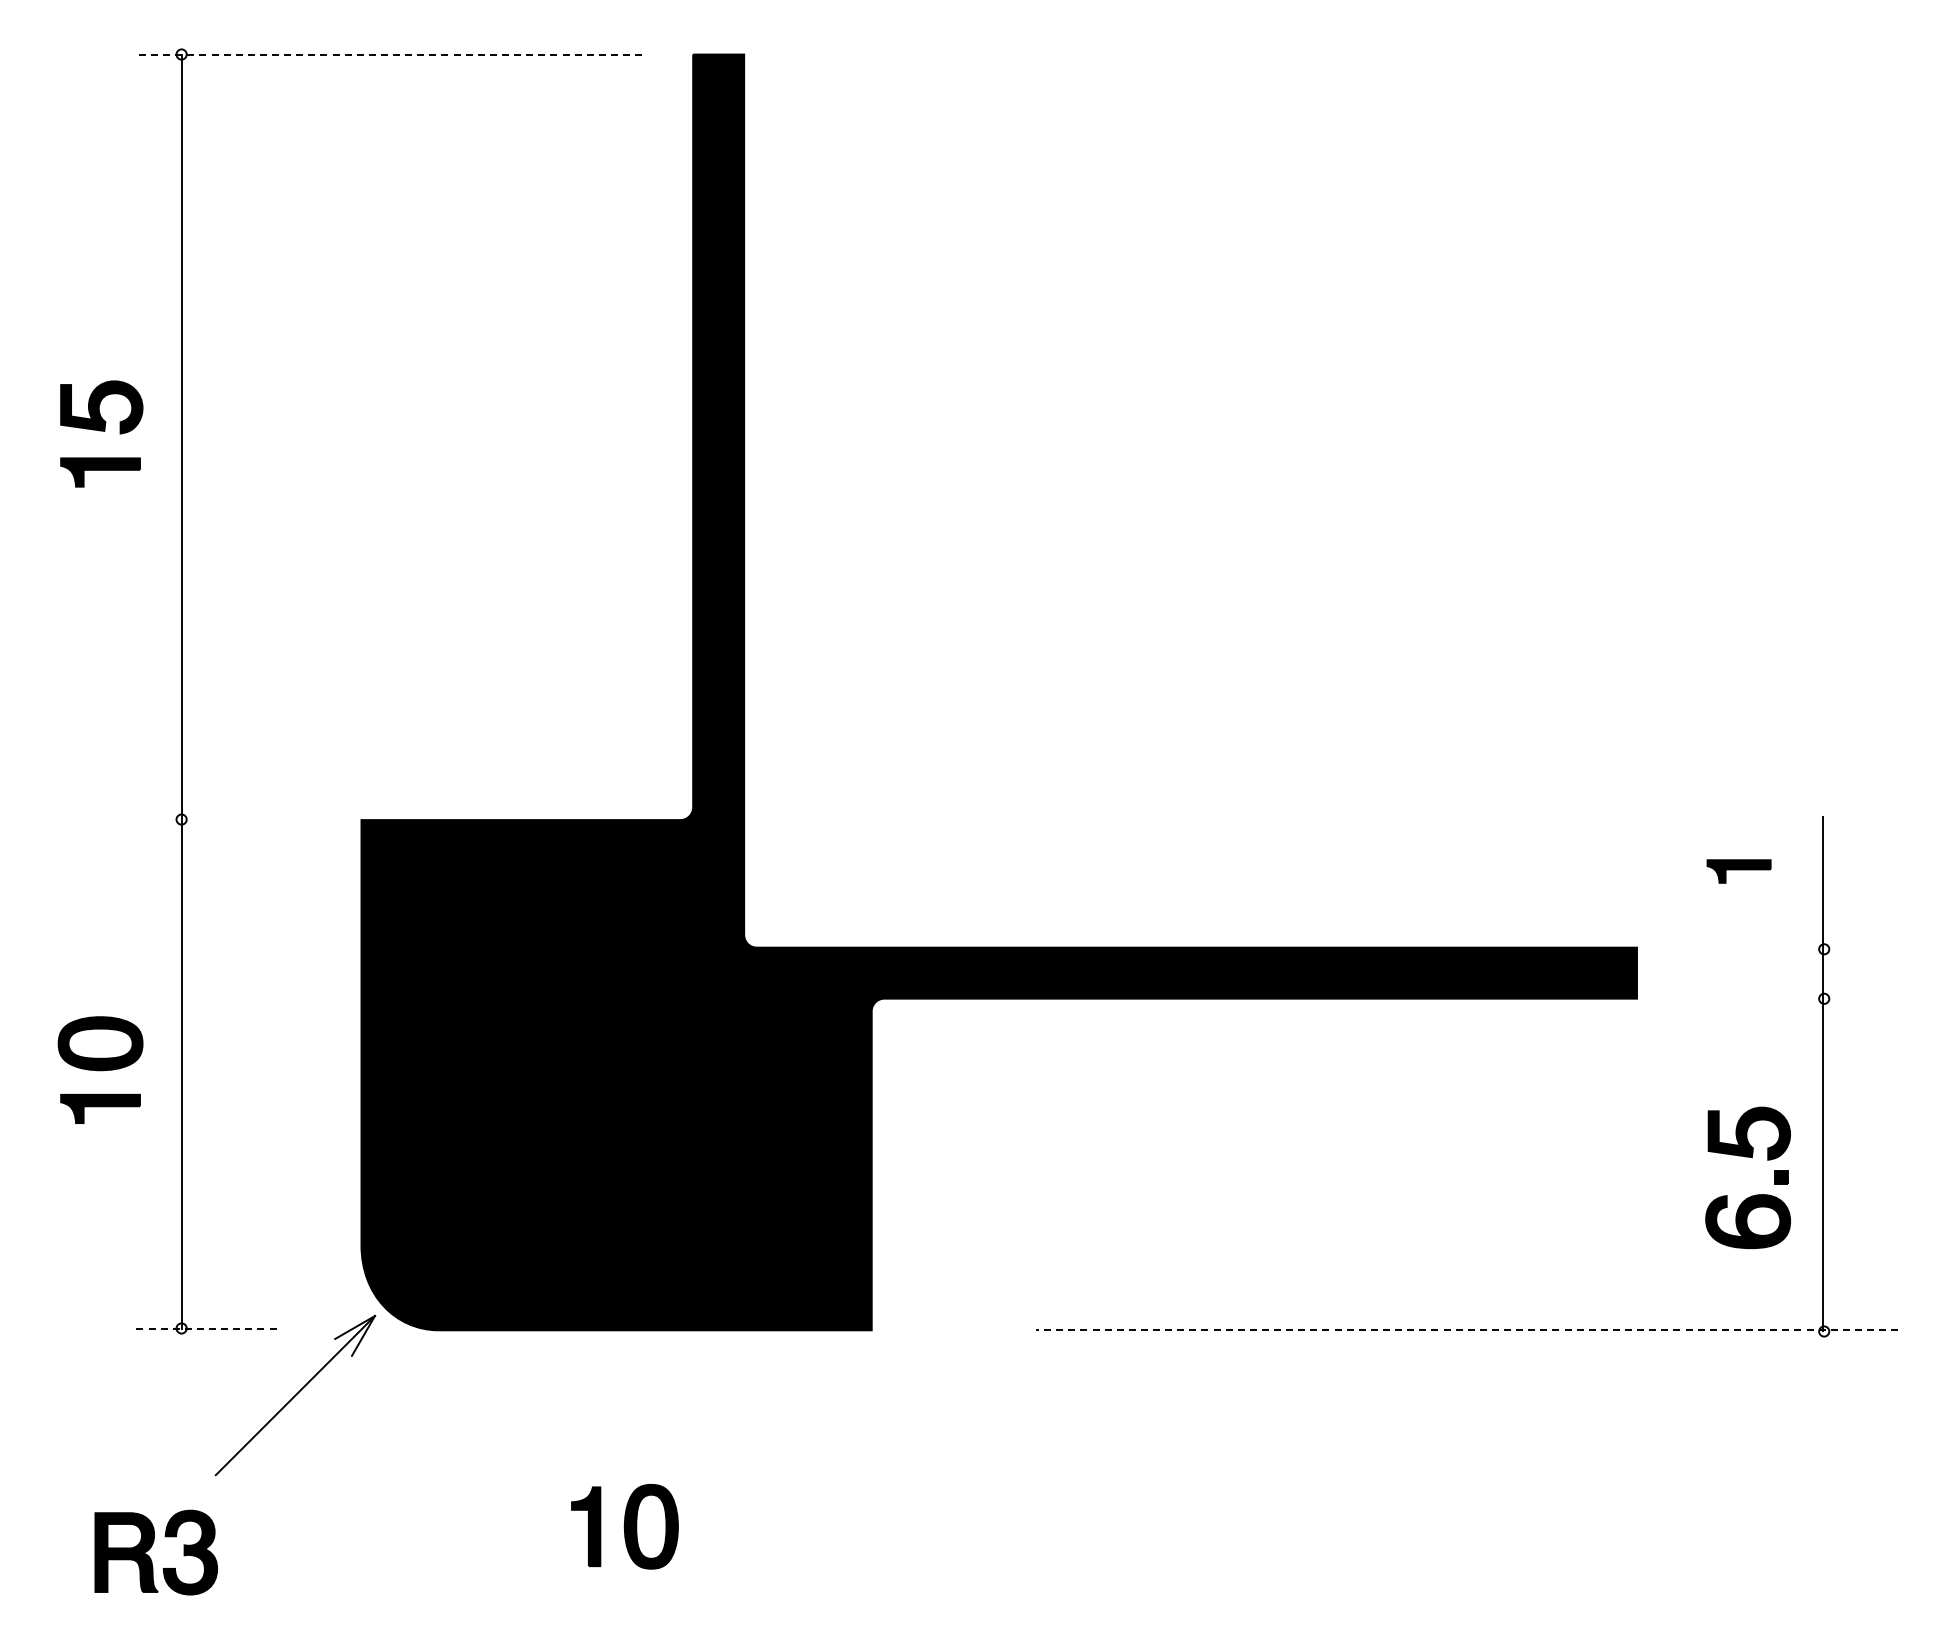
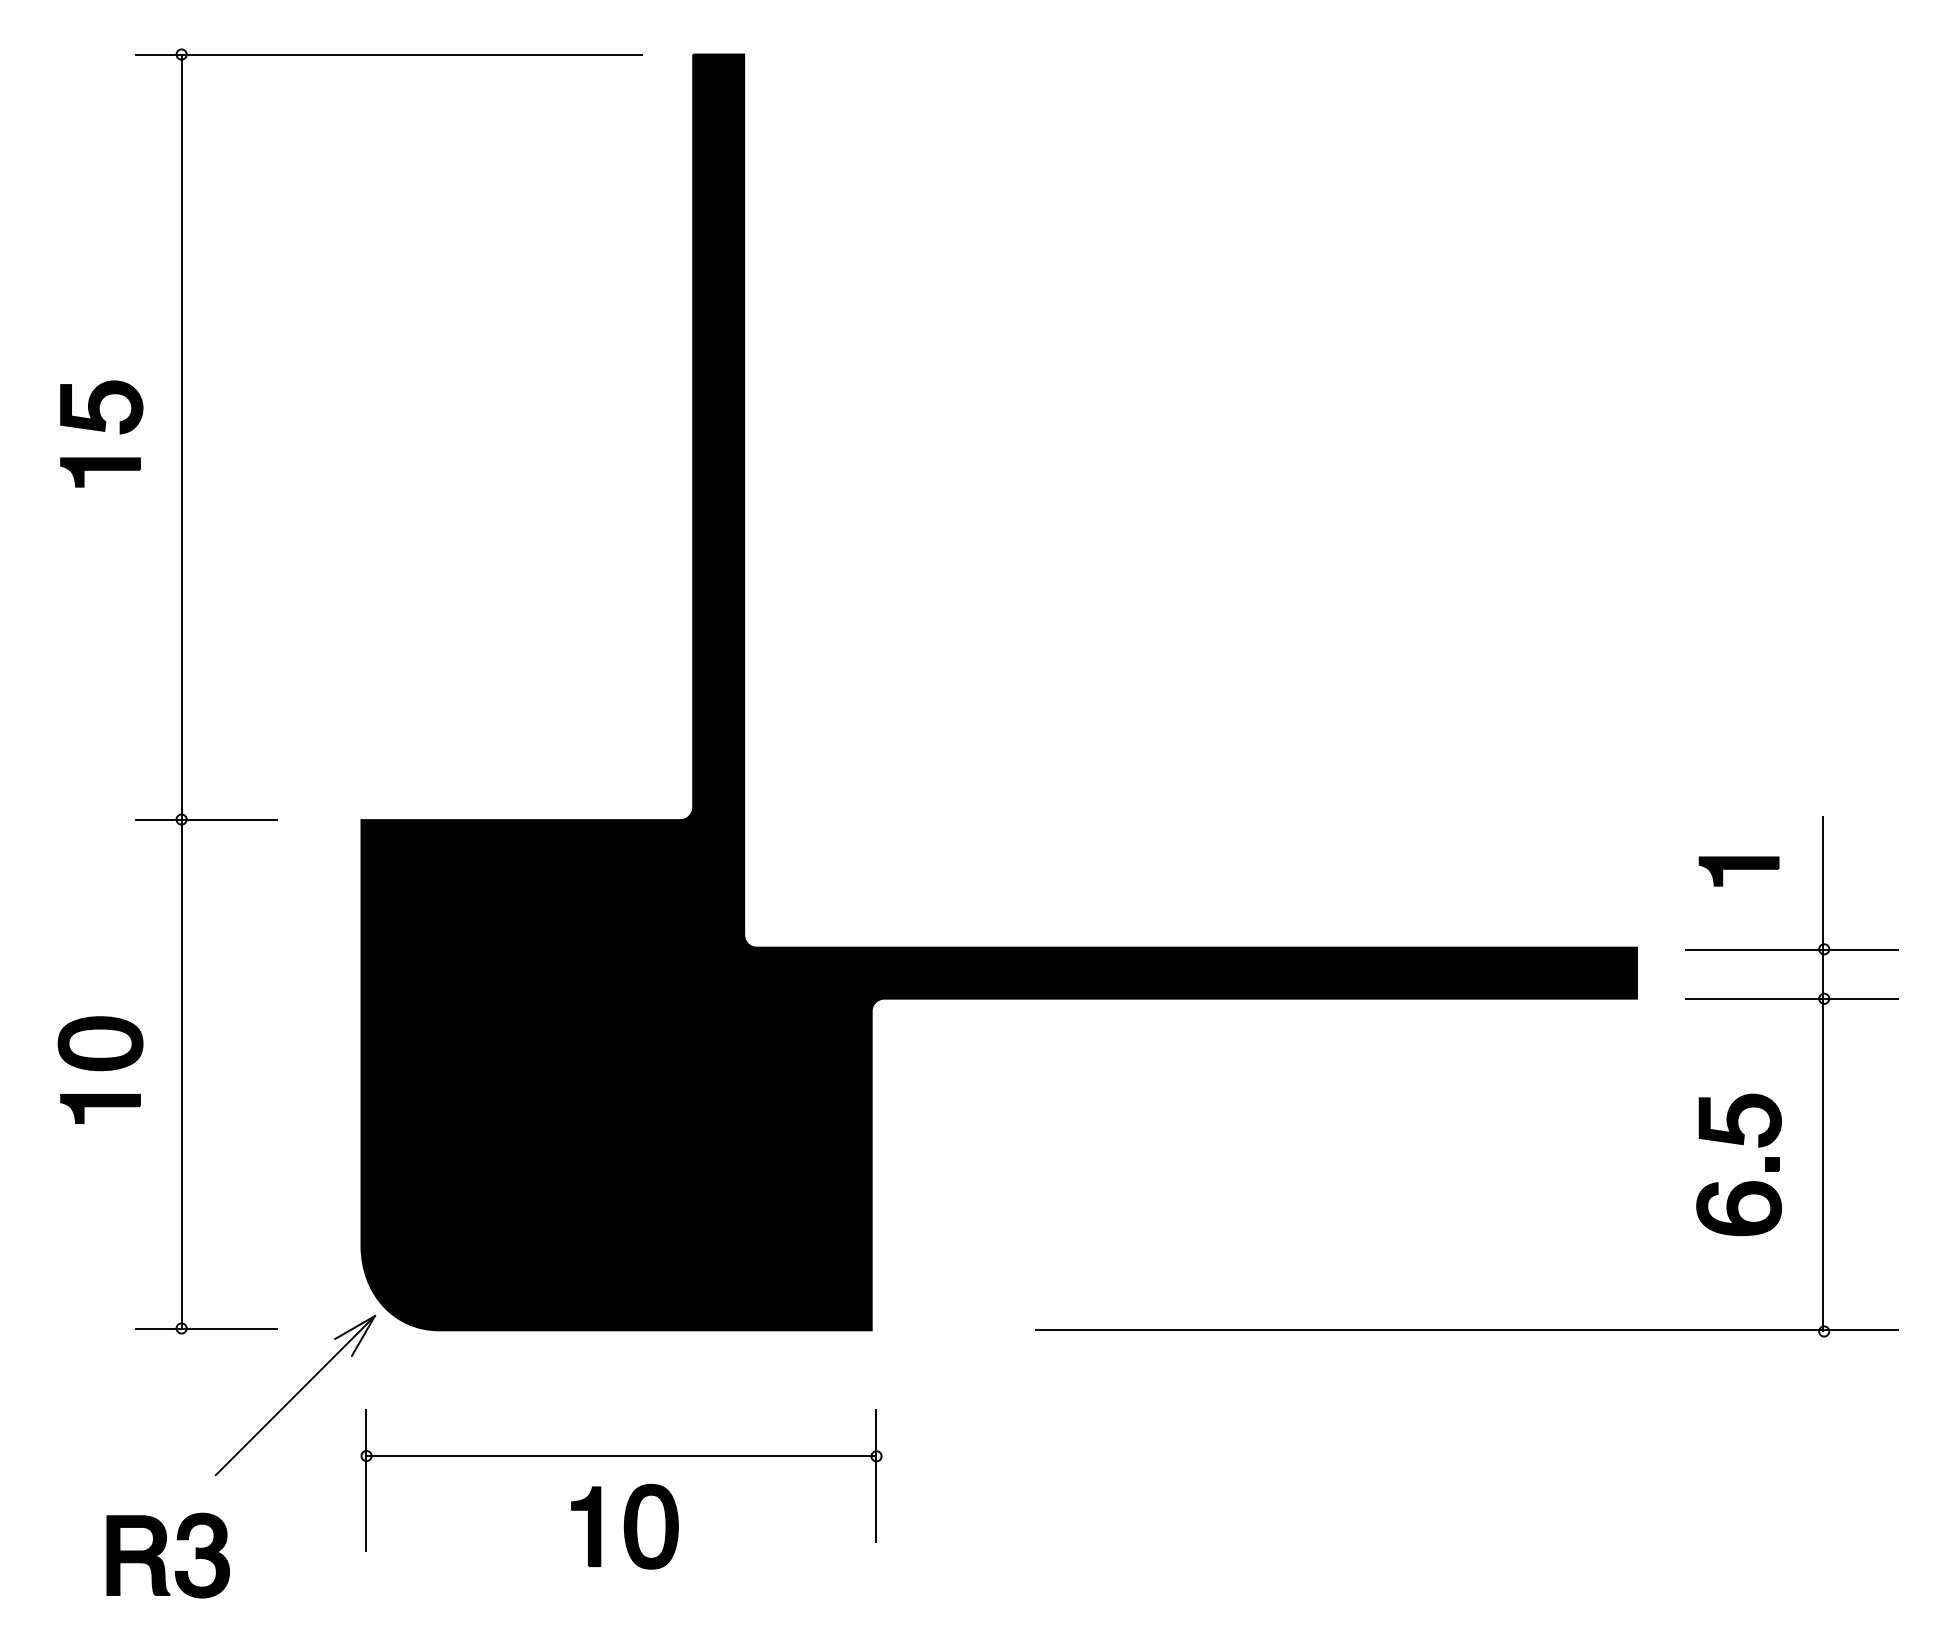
line: dashed -> solid (388, 54)
line: none -> present (206, 819)
part size: 66x25 px -> 82x31 px (1738, 871)
line: none -> present (1791, 950)
line: none -> present (1791, 998)
part position: (1751, 1195) -> (1742, 1182) (1742, 1182)
line: dashed -> solid (205, 1328)
line: dashed -> solid (1466, 1330)
part: none -> present (621, 1456)
part position: (149, 1550) -> (161, 1553) (161, 1553)
